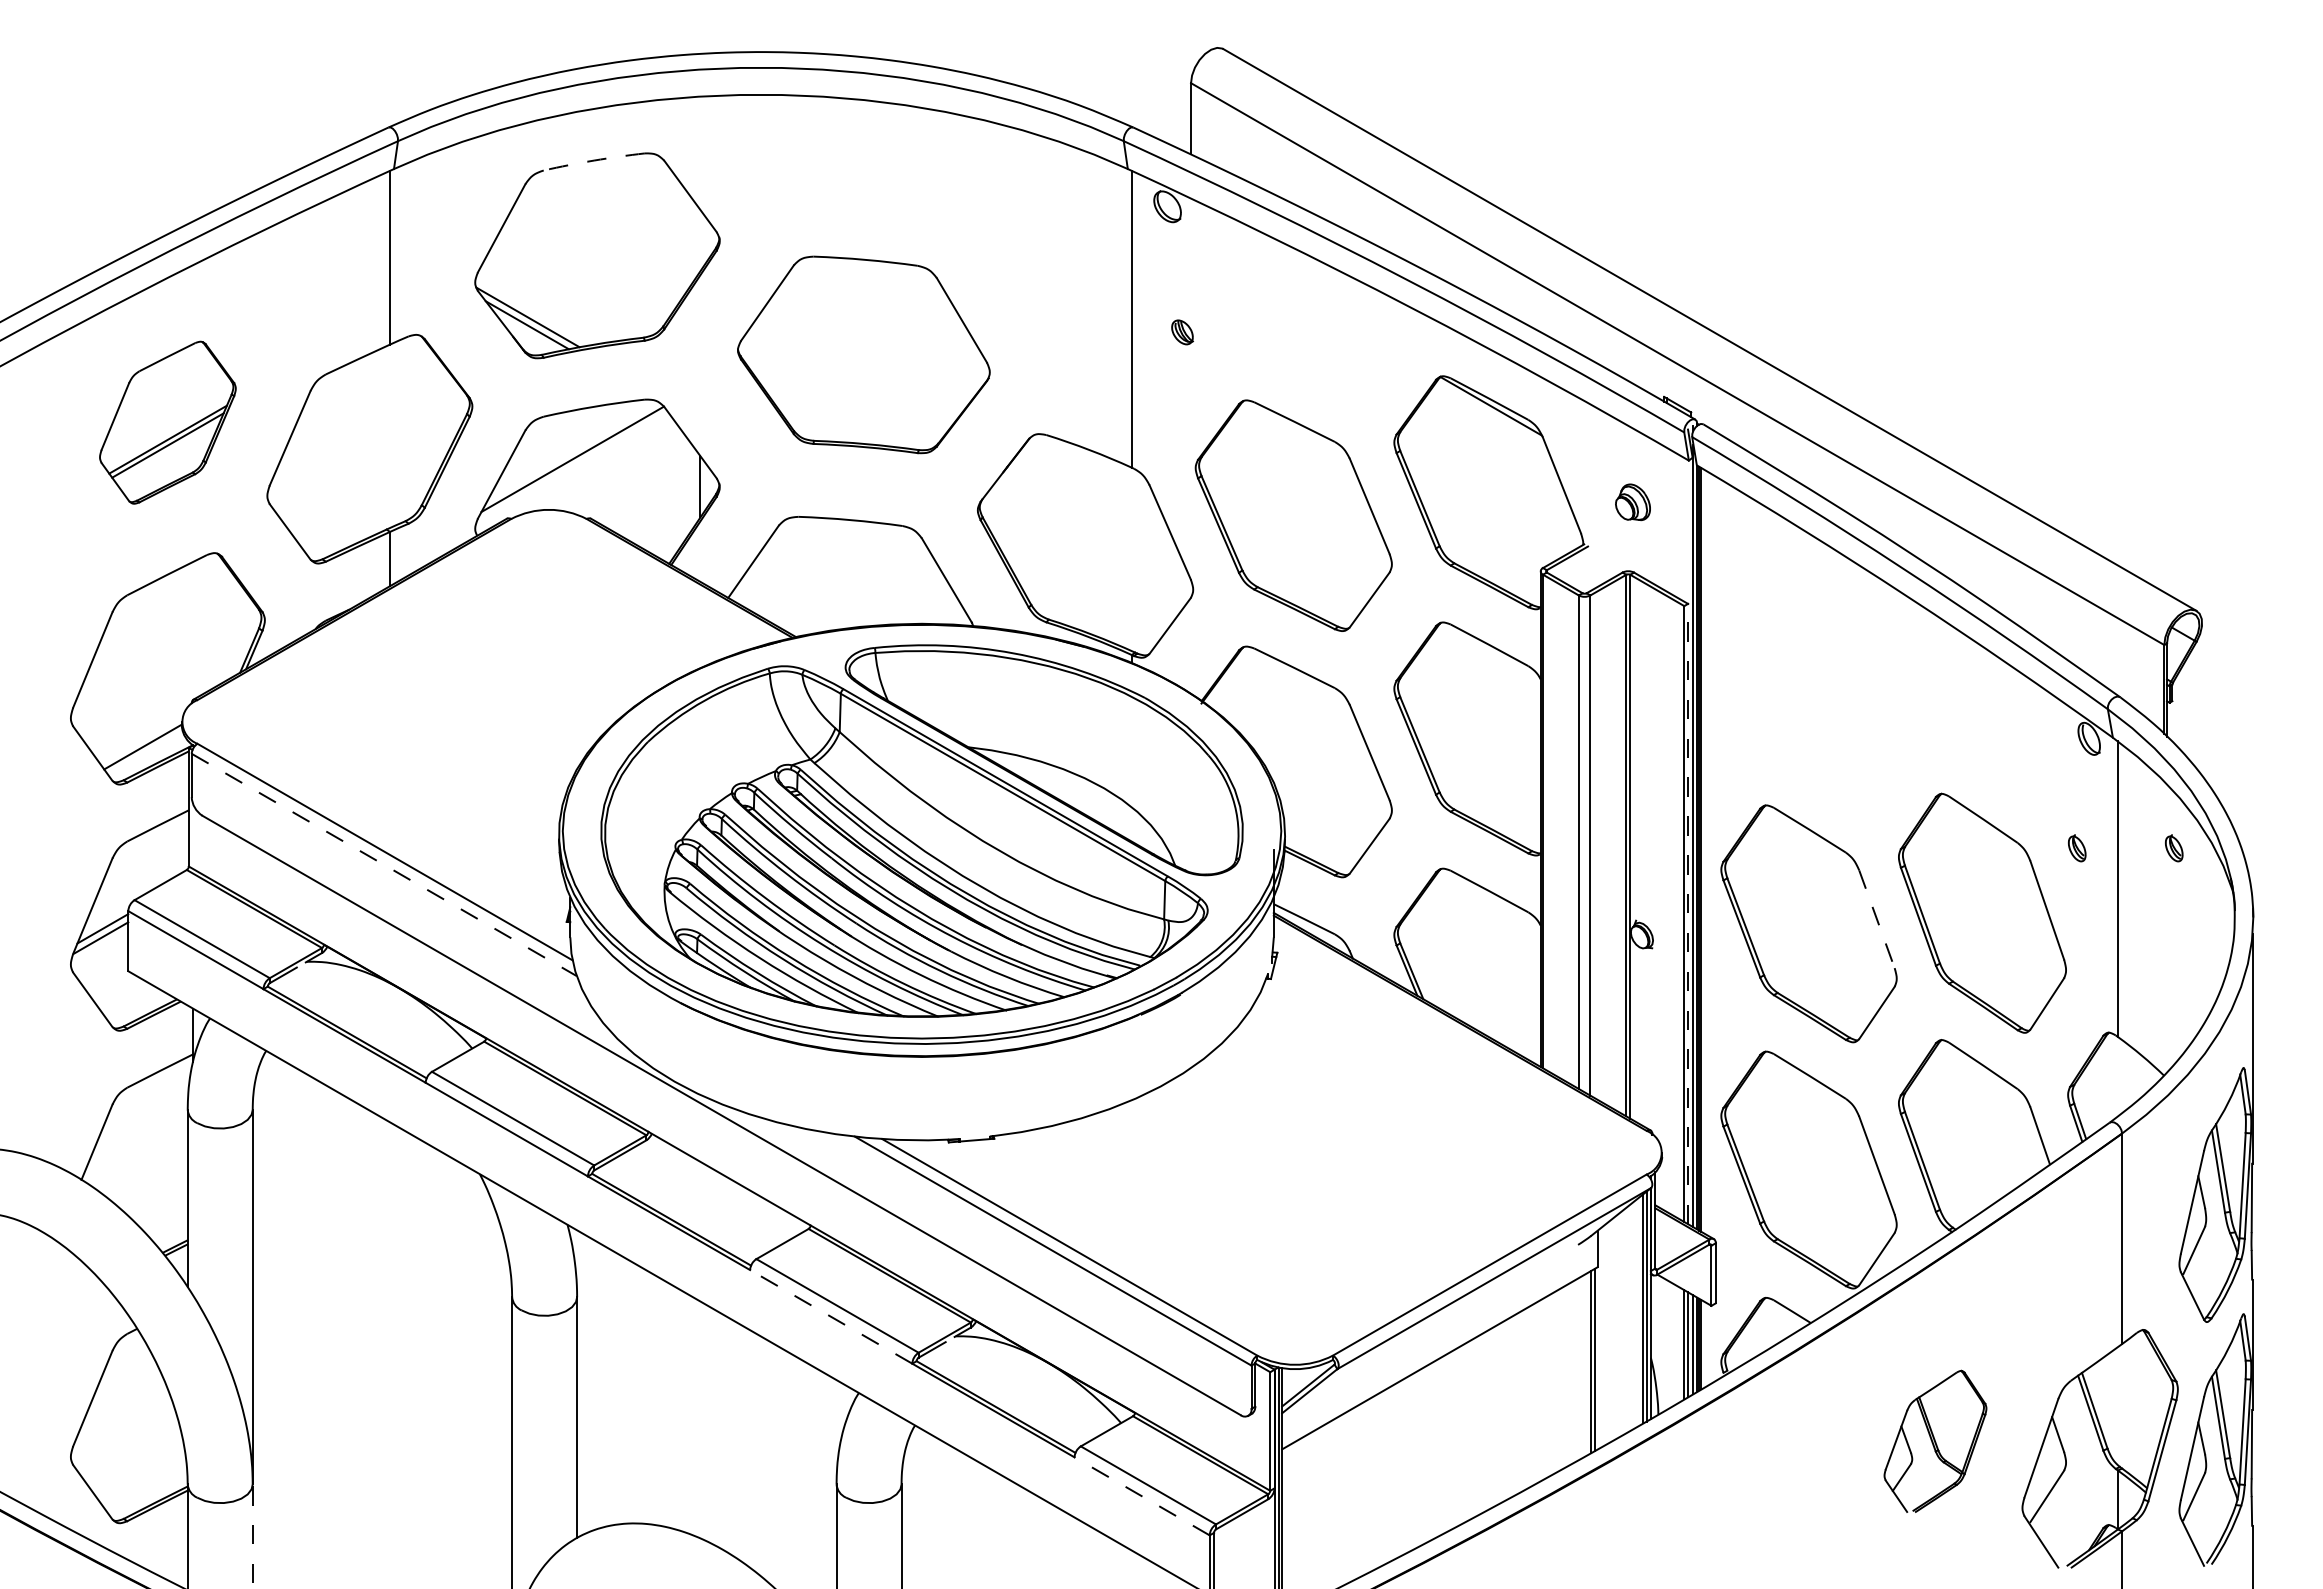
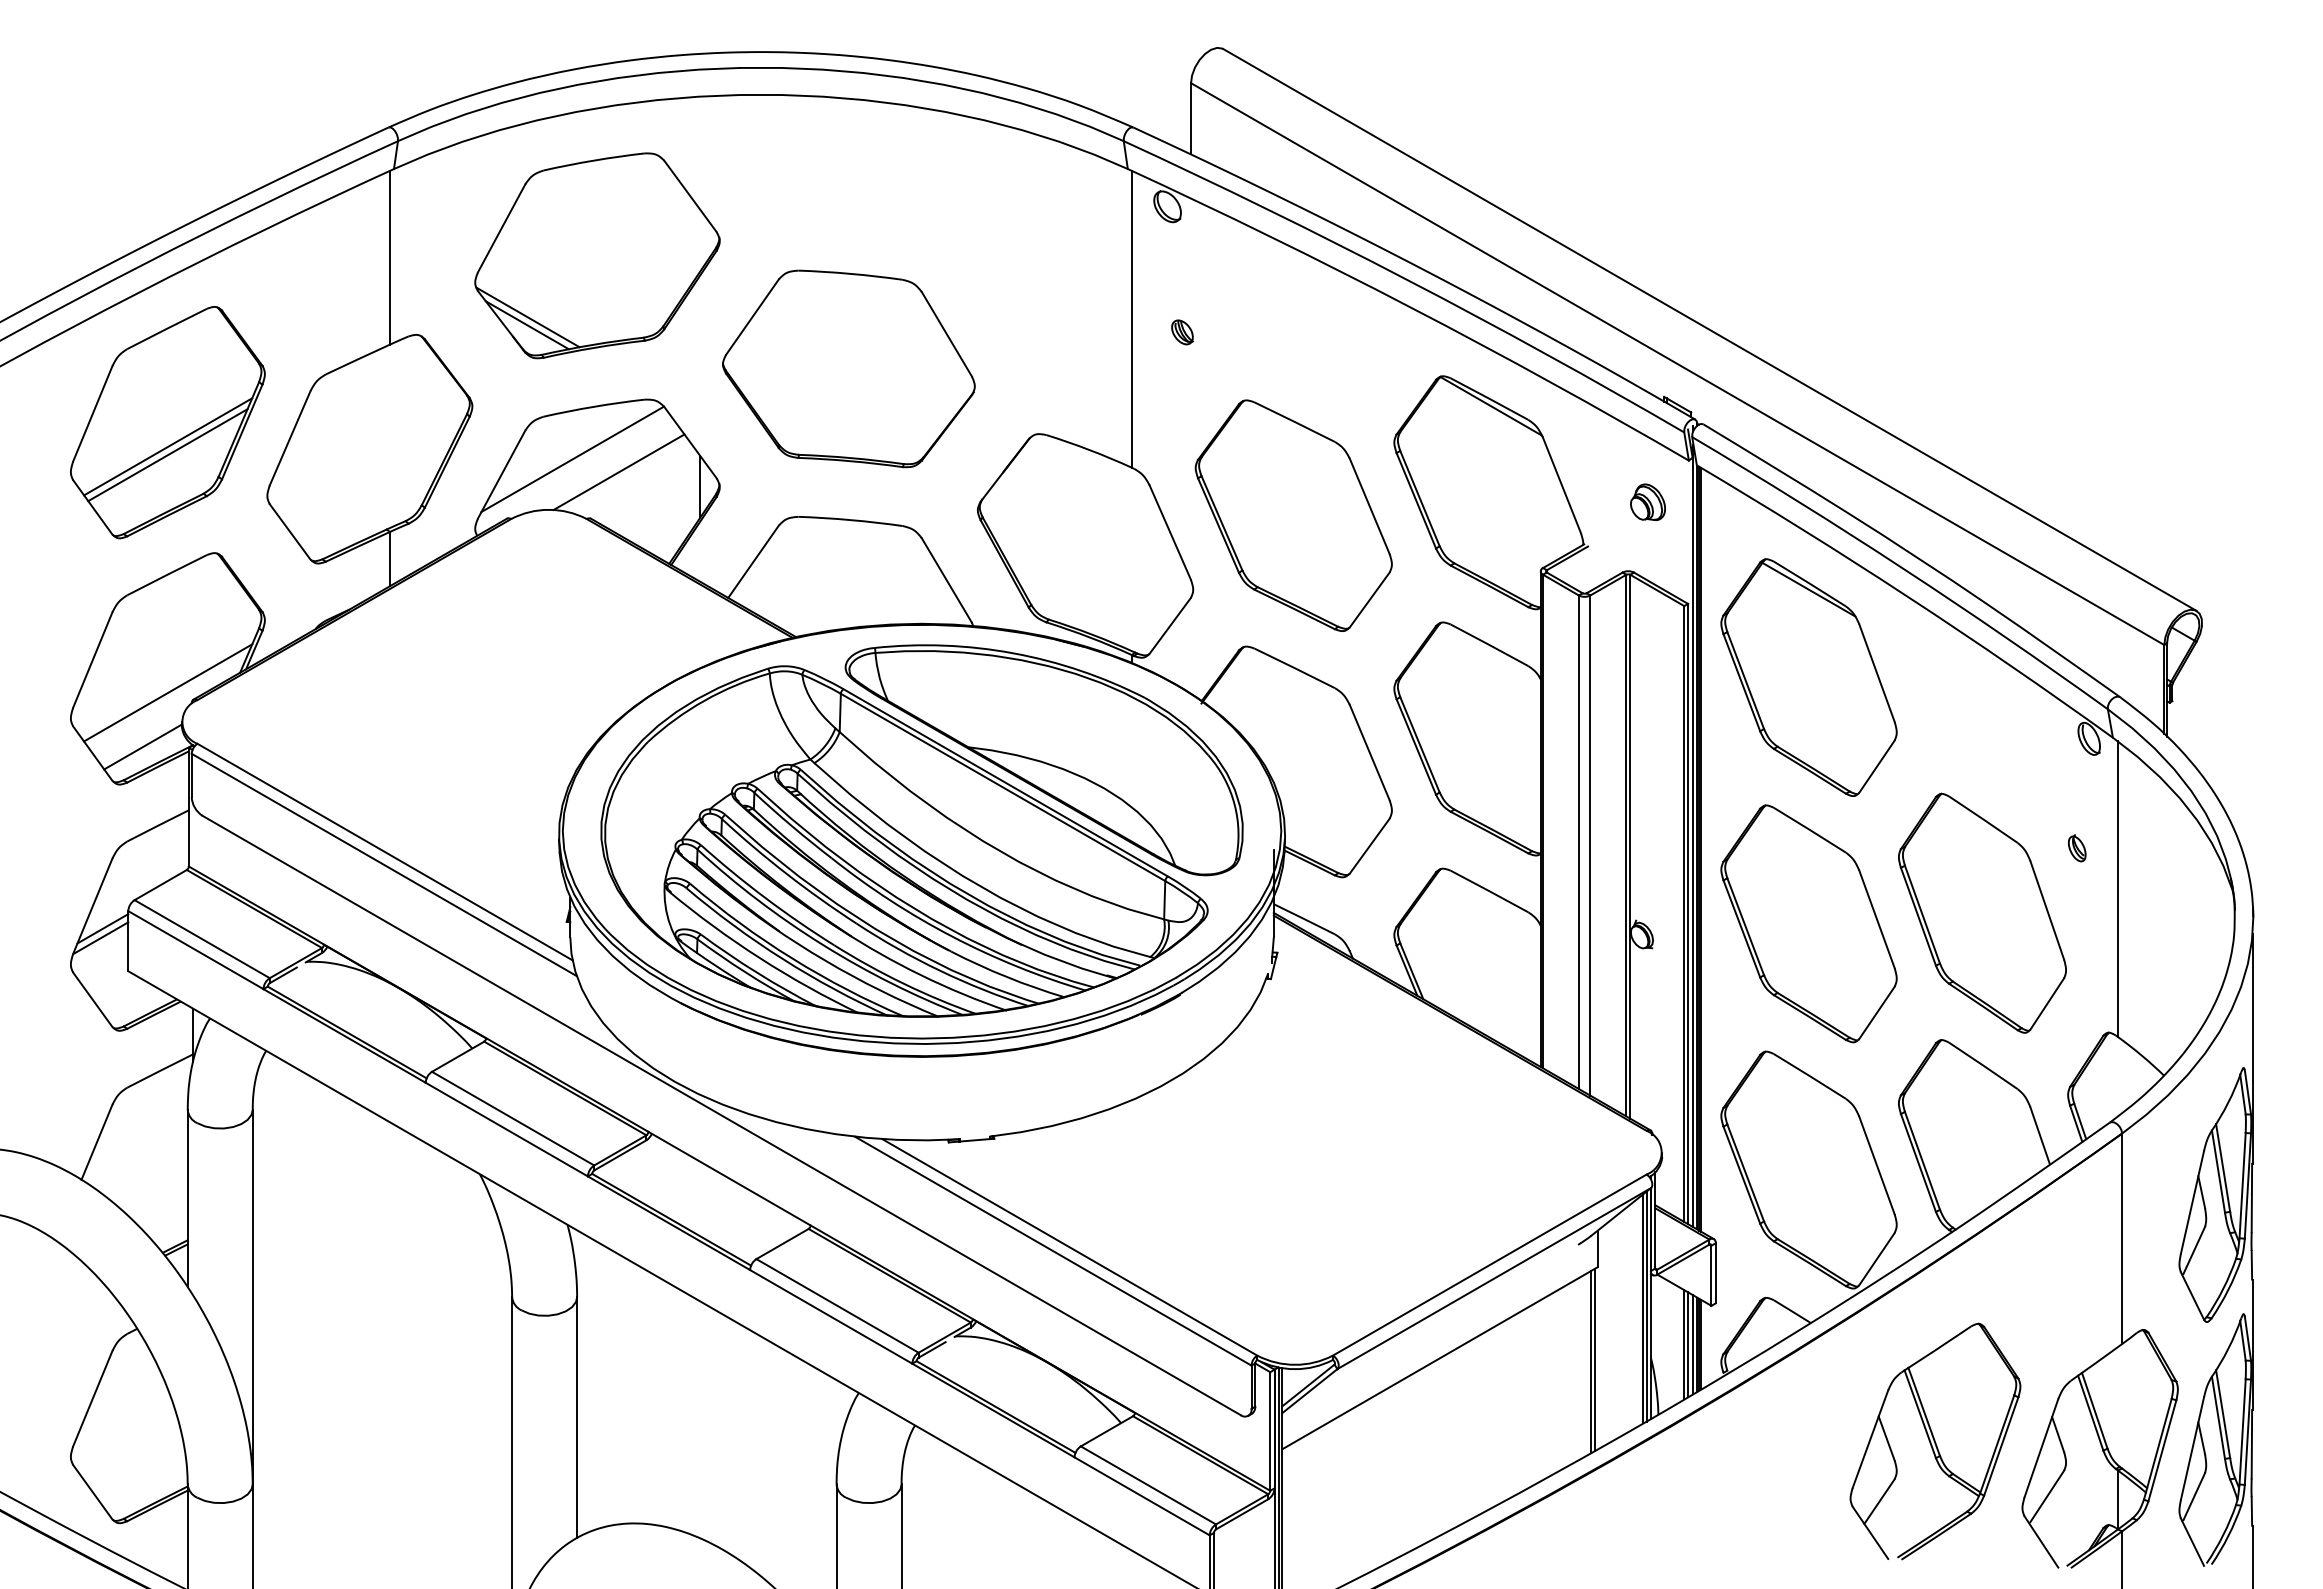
arc: dashed -> solid (594, 160)
part position: (863, 354) -> (848, 368) (848, 368)
part size: 138x165 px -> 196x234 px (167, 422)
line: none -> present (618, 472)
part position: (1632, 502) -> (1647, 502) (1647, 502)
part: none -> present (1808, 677)
line: none -> present (168, 692)
part: present -> none (2174, 848)
line: dashed -> solid (384, 865)
line: dashed -> solid (1688, 913)
line: dashed -> solid (1876, 919)
line: dashed -> solid (831, 1316)
part size: 105x144 px -> 173x239 px (1935, 1441)
line: dashed -> solid (1141, 1496)
line: dashed -> solid (252, 1536)
